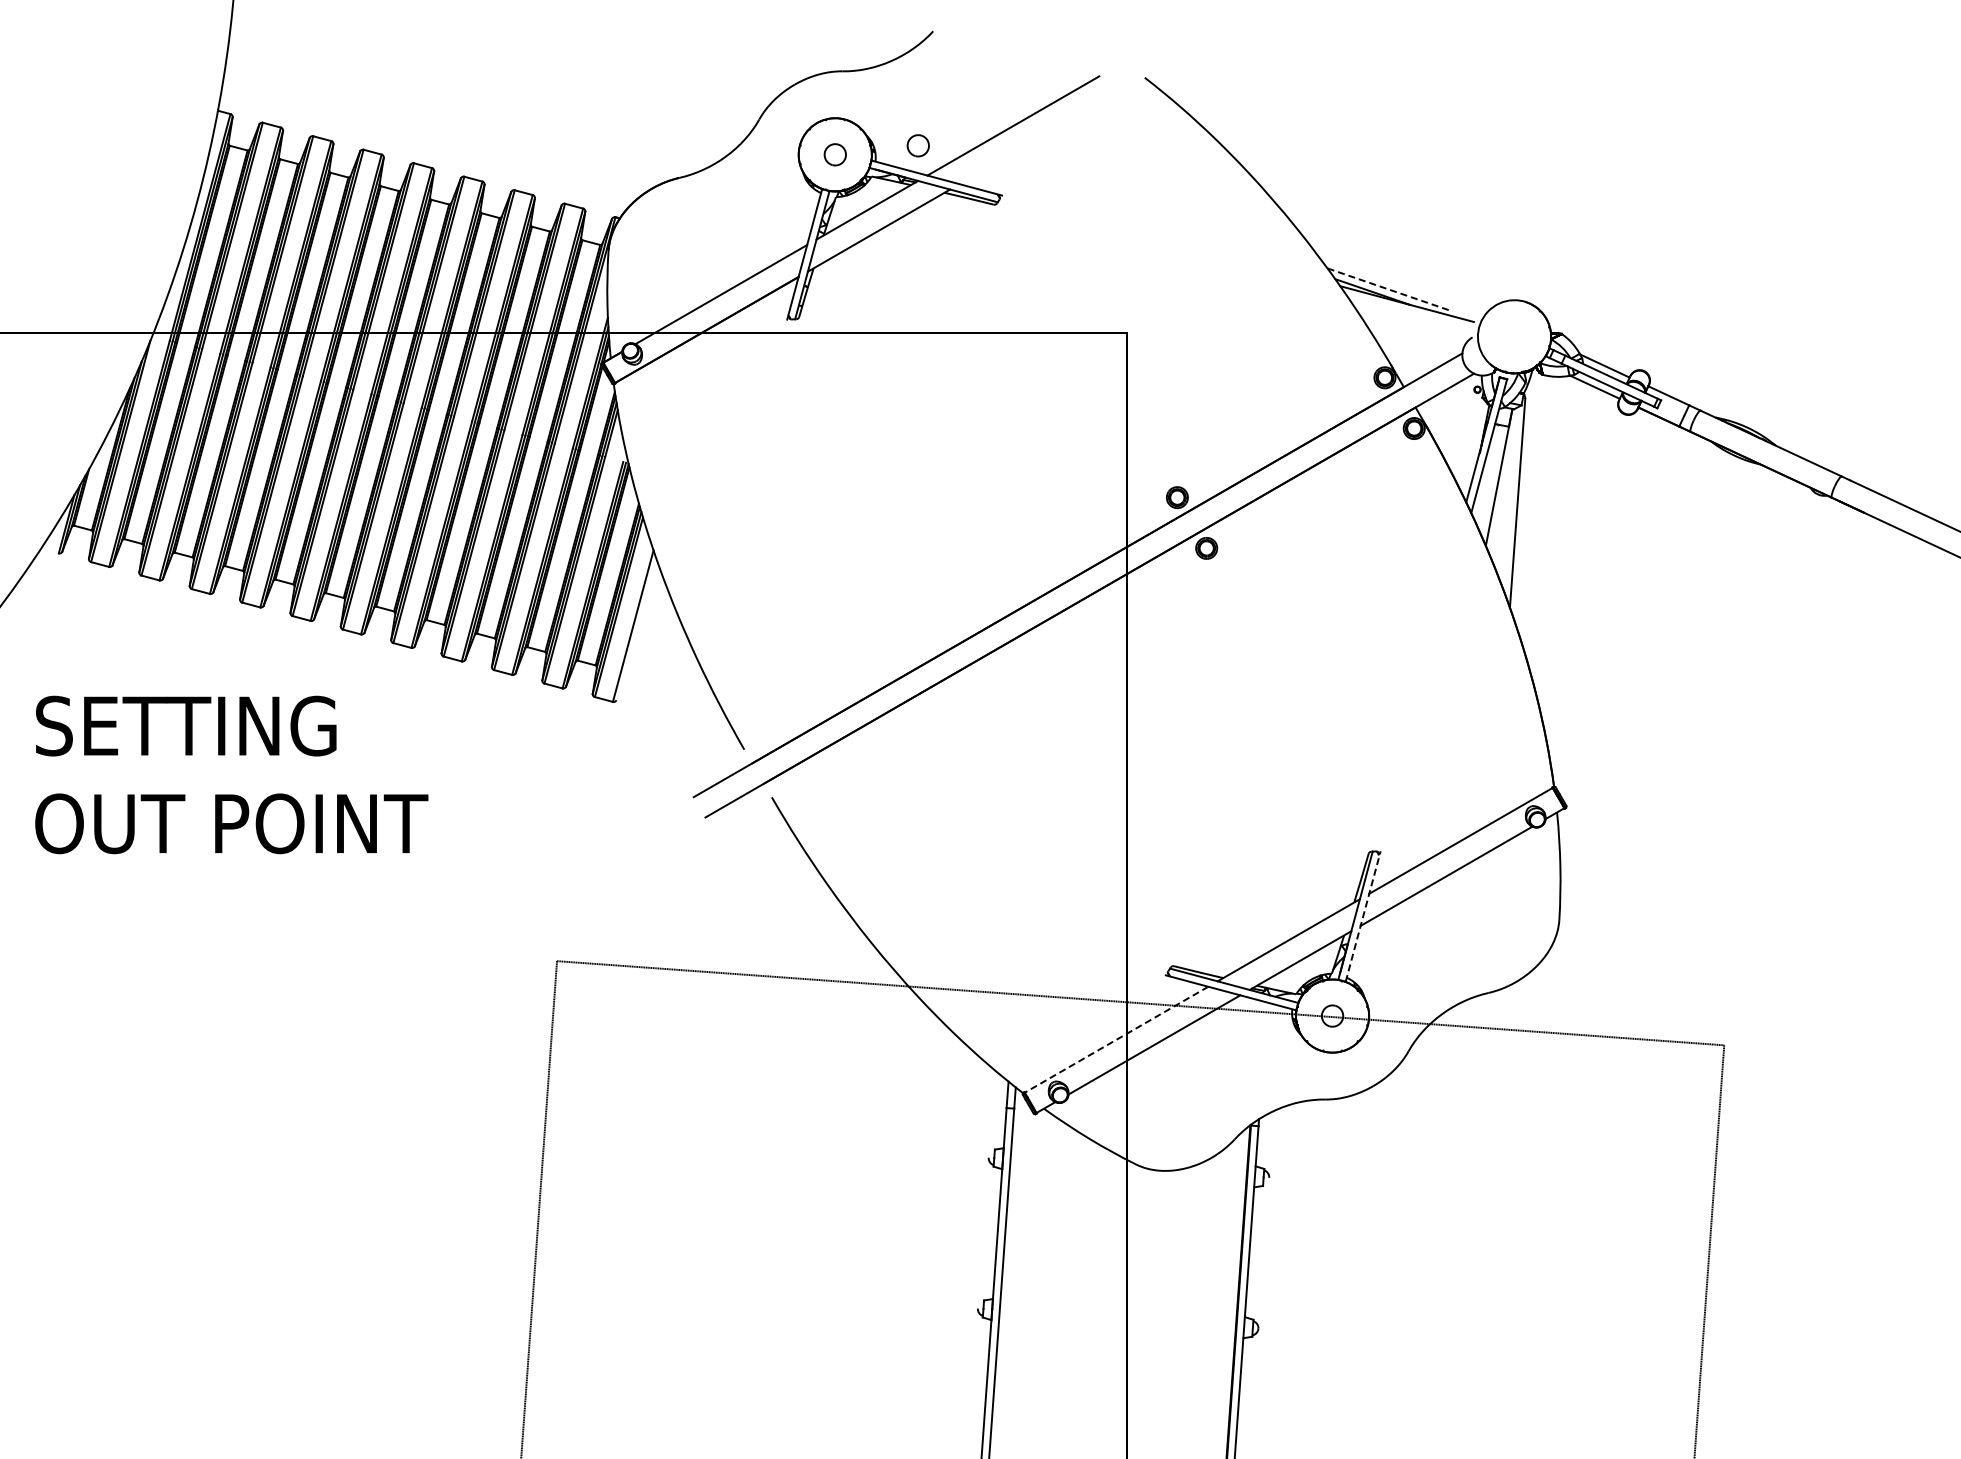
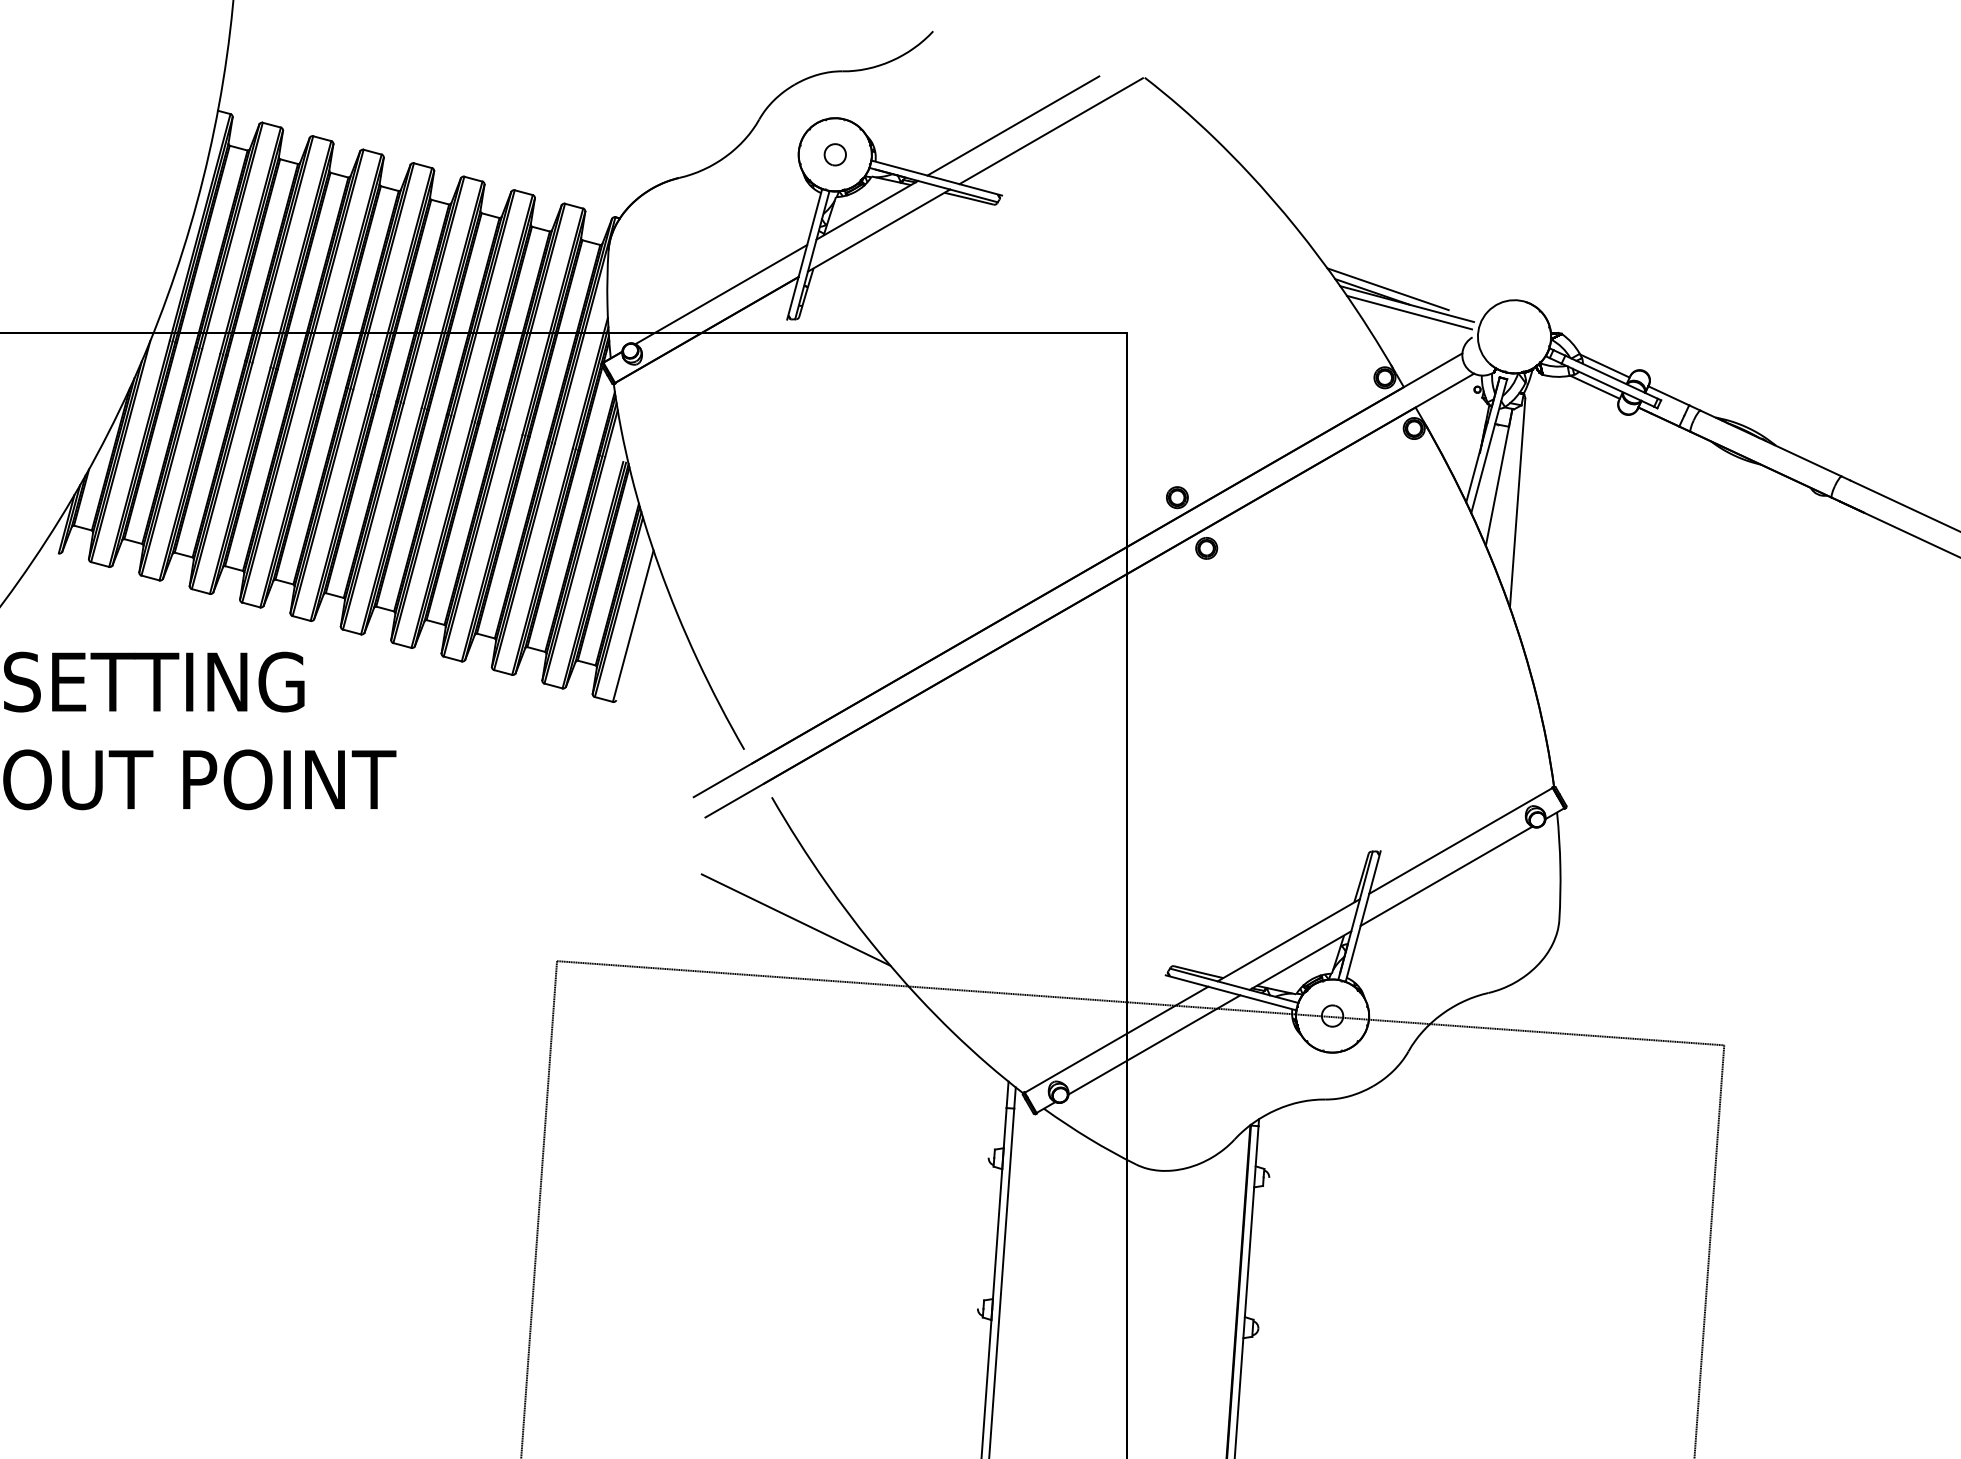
line: none -> present (1050, 131)
part: present -> none (917, 145)
line: dashed -> solid (1387, 289)
line: none -> present (1409, 312)
text position: (231, 774) -> (199, 730) (199, 730)
line: dashed -> solid (1363, 916)
line: none -> present (795, 919)
line: dashed -> solid (1116, 1039)
